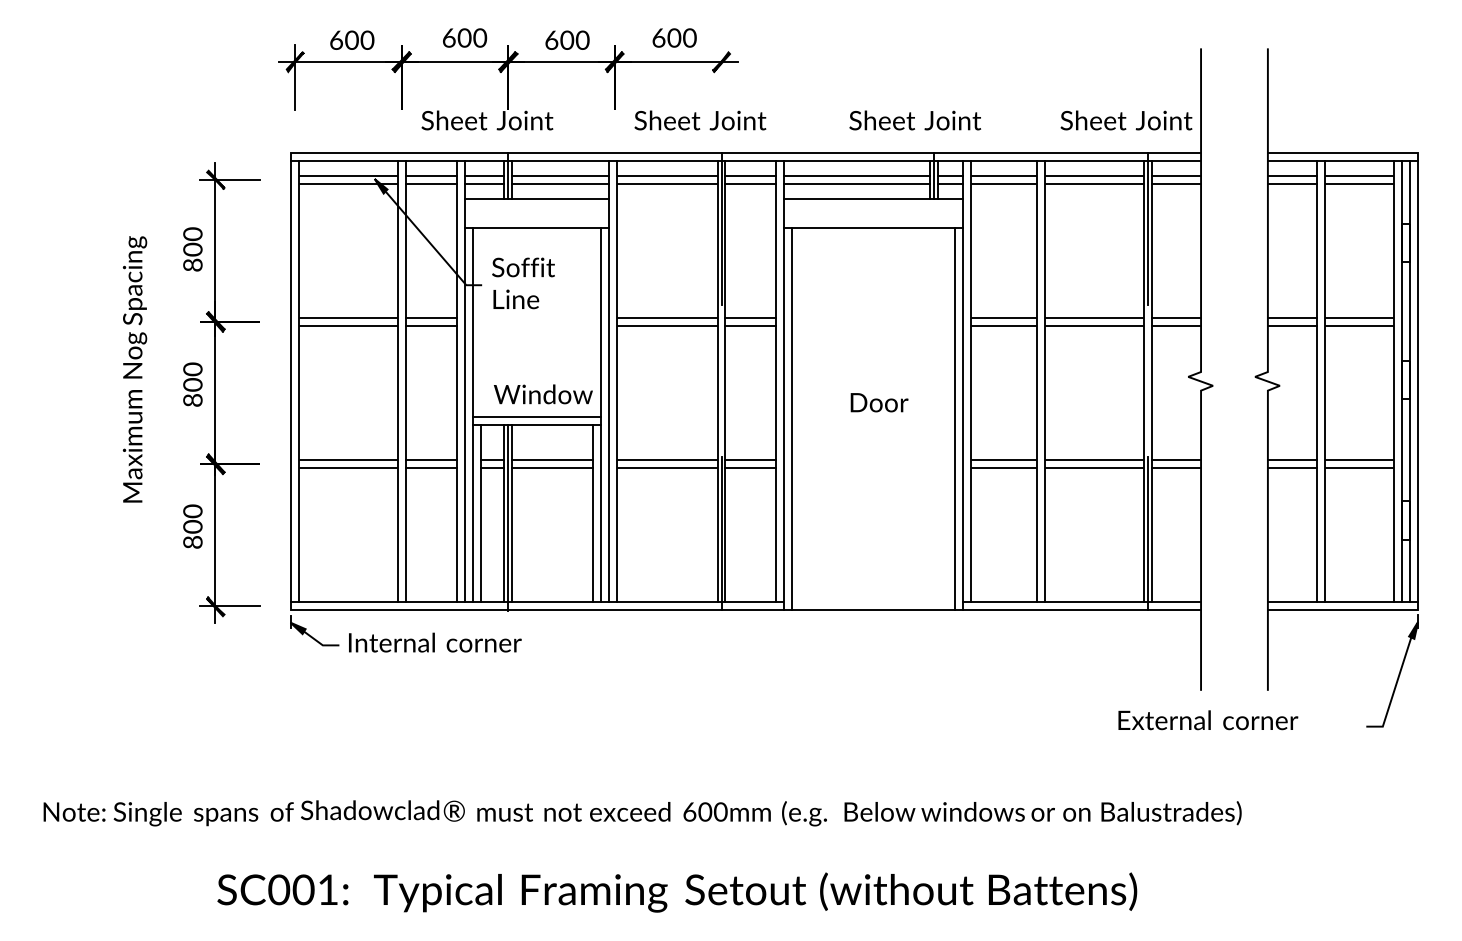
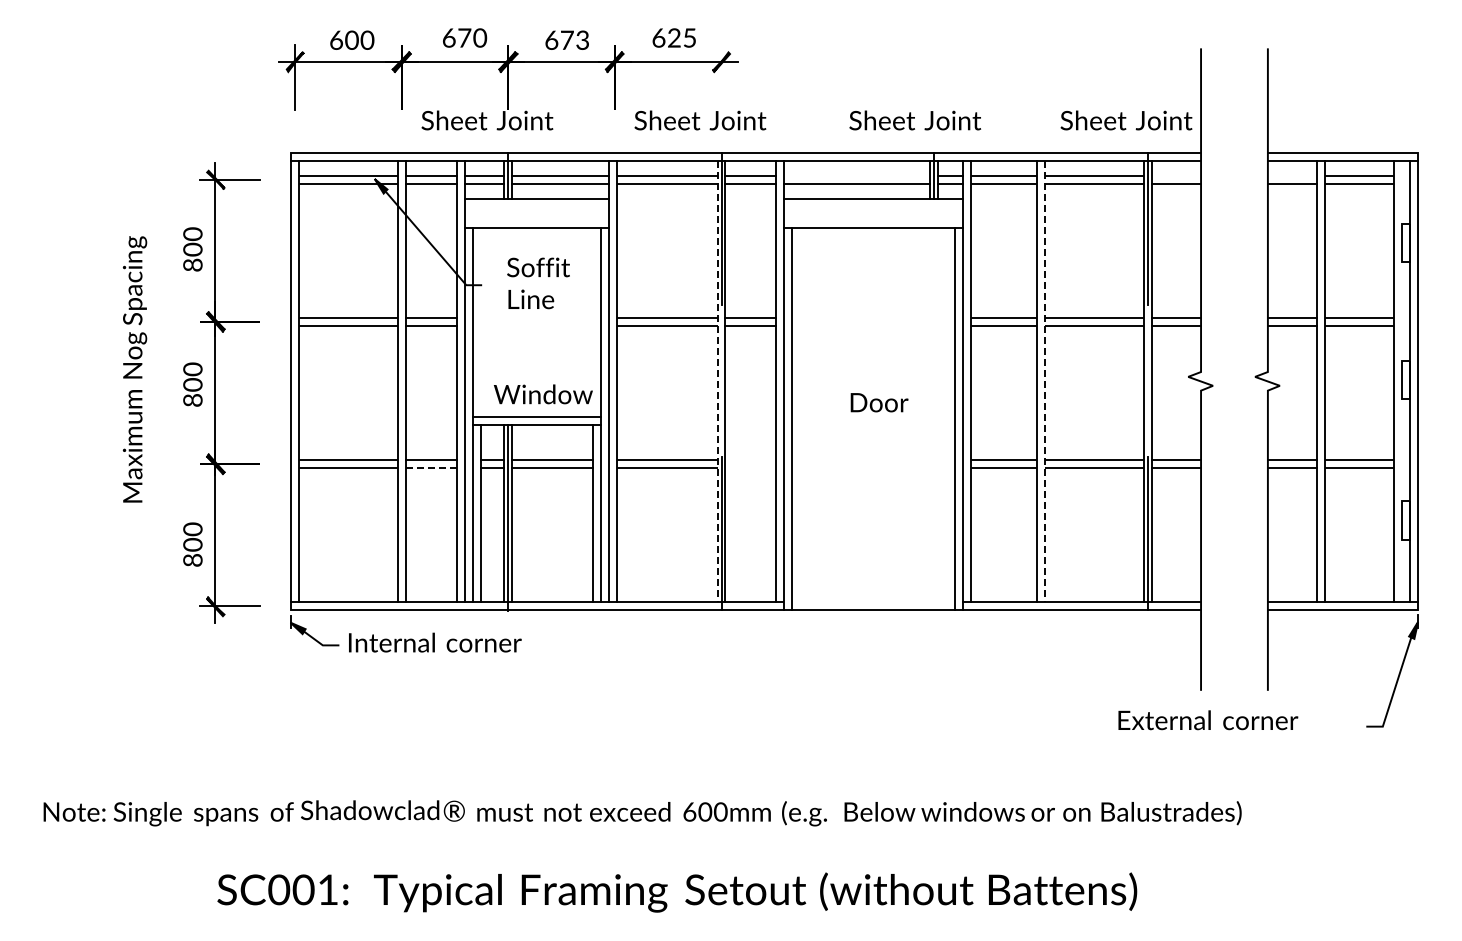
text: 600 -> 670 (464, 37)
text: 600 -> 625 (681, 37)
text: 600 -> 673 (574, 39)
line: present -> none (857, 176)
line: present -> none (1176, 176)
line: present -> none (1291, 176)
text position: (523, 283) -> (538, 283) (538, 283)
line: solid -> dashed (717, 381)
line: solid -> dashed (1045, 381)
line: present -> none (1402, 381)
line: present -> none (750, 460)
line: solid -> dashed (431, 468)
line: present -> none (750, 468)
text position: (192, 526) -> (192, 544) (192, 544)
